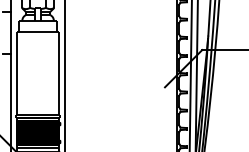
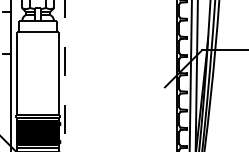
line: solid -> dashed (65, 75)
